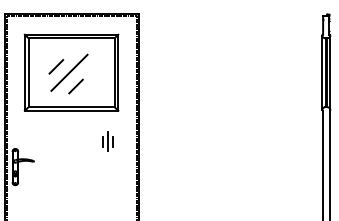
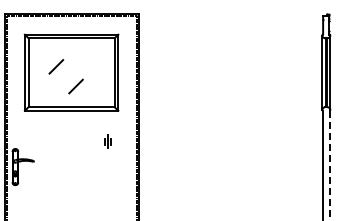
line: present -> none (69, 72)
part size: 12x21 px -> 8x15 px (107, 141)
line: solid -> dashed (329, 165)
